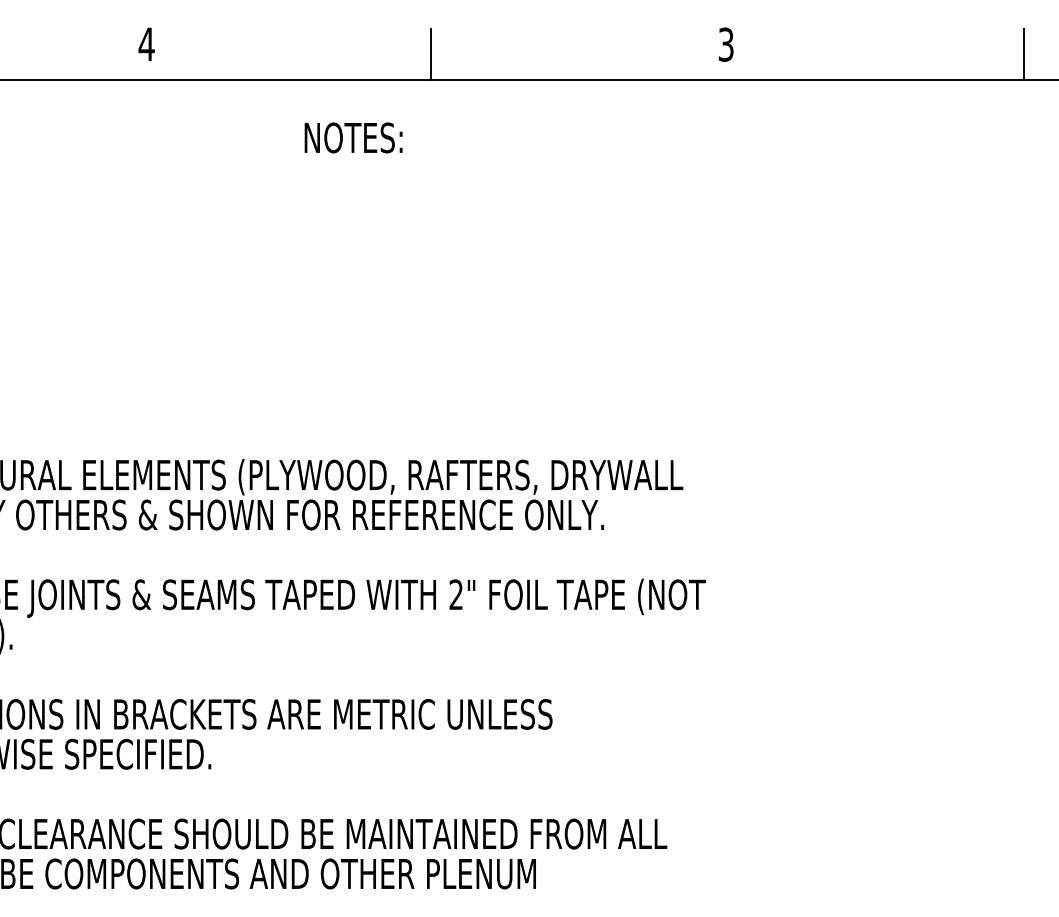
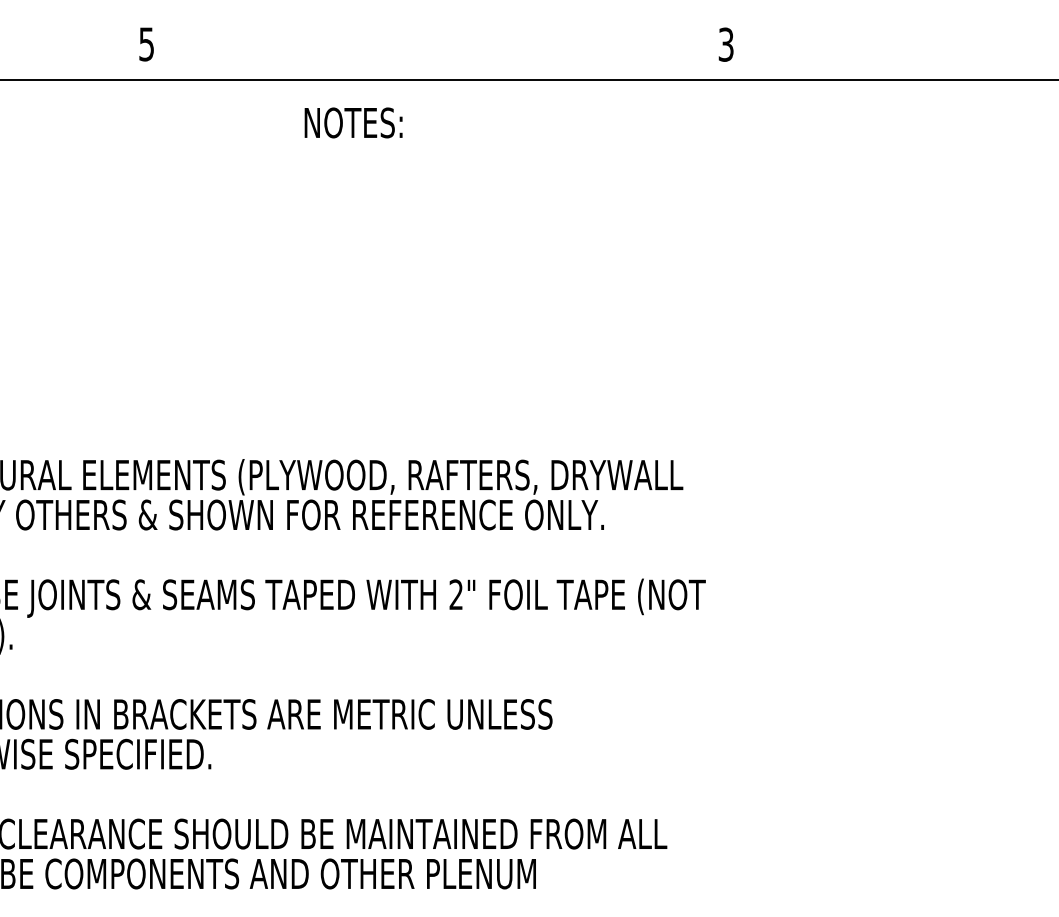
text: 4 -> 5 (146, 44)
line: present -> none (431, 54)
line: present -> none (1023, 54)
text position: (353, 137) -> (353, 122) (353, 122)
